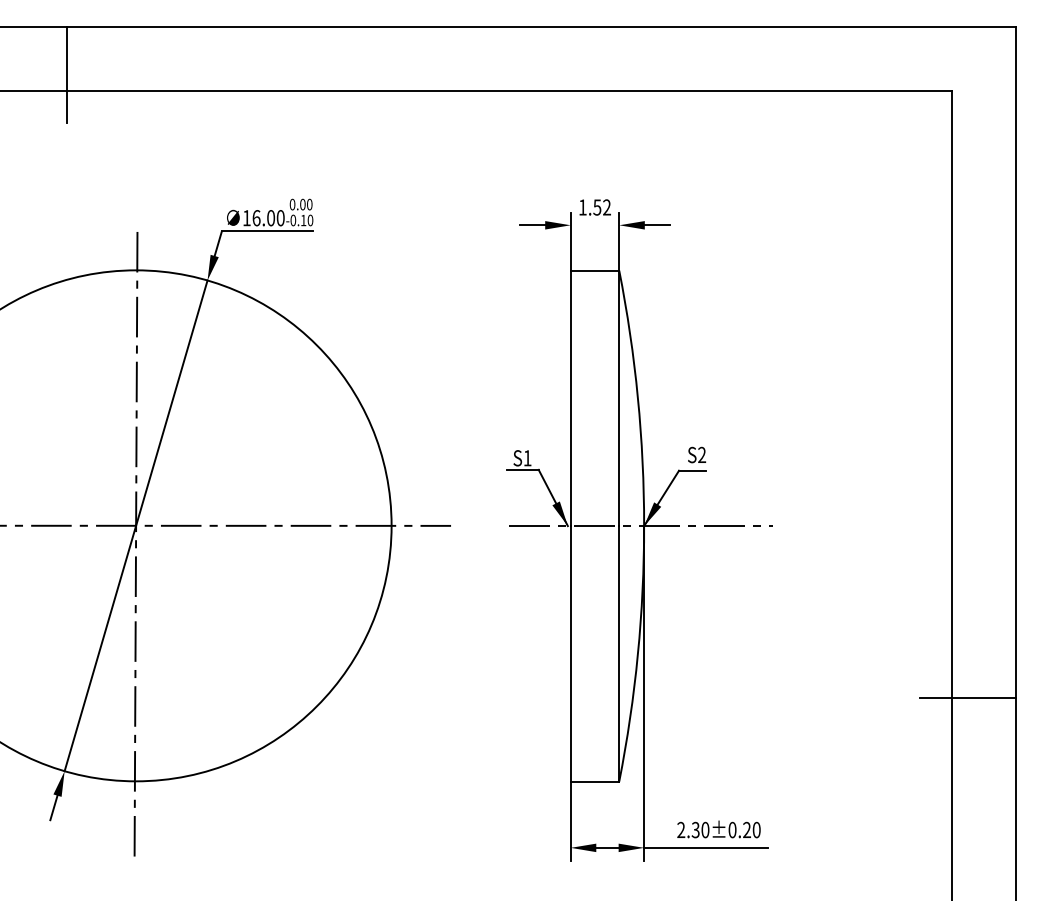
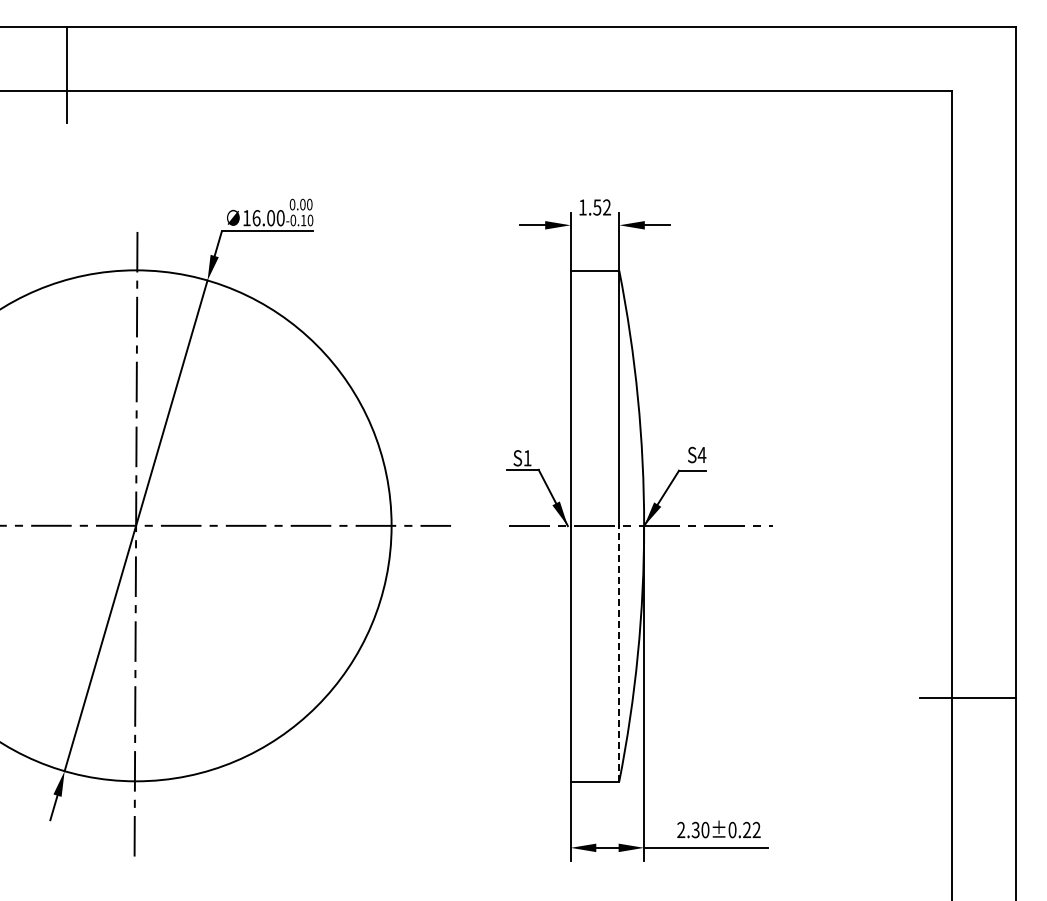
text: S2 -> S4 (701, 454)
line: solid -> dashed (619, 653)
text: 2.30±0.20 -> 2.30±0.22 (756, 830)
